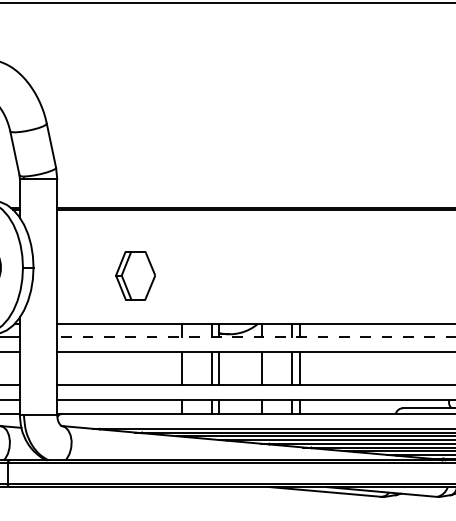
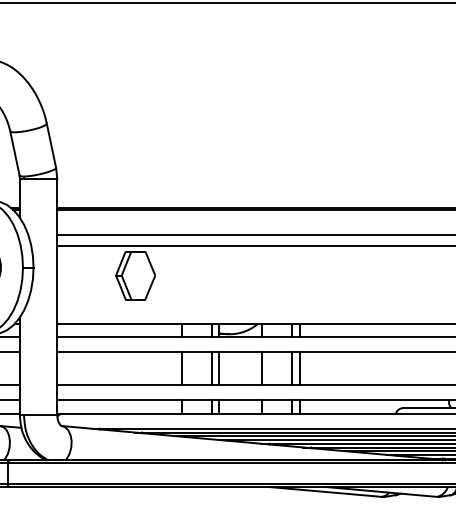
line: none -> present (254, 235)
line: none -> present (254, 245)
line: dashed -> solid (255, 337)
